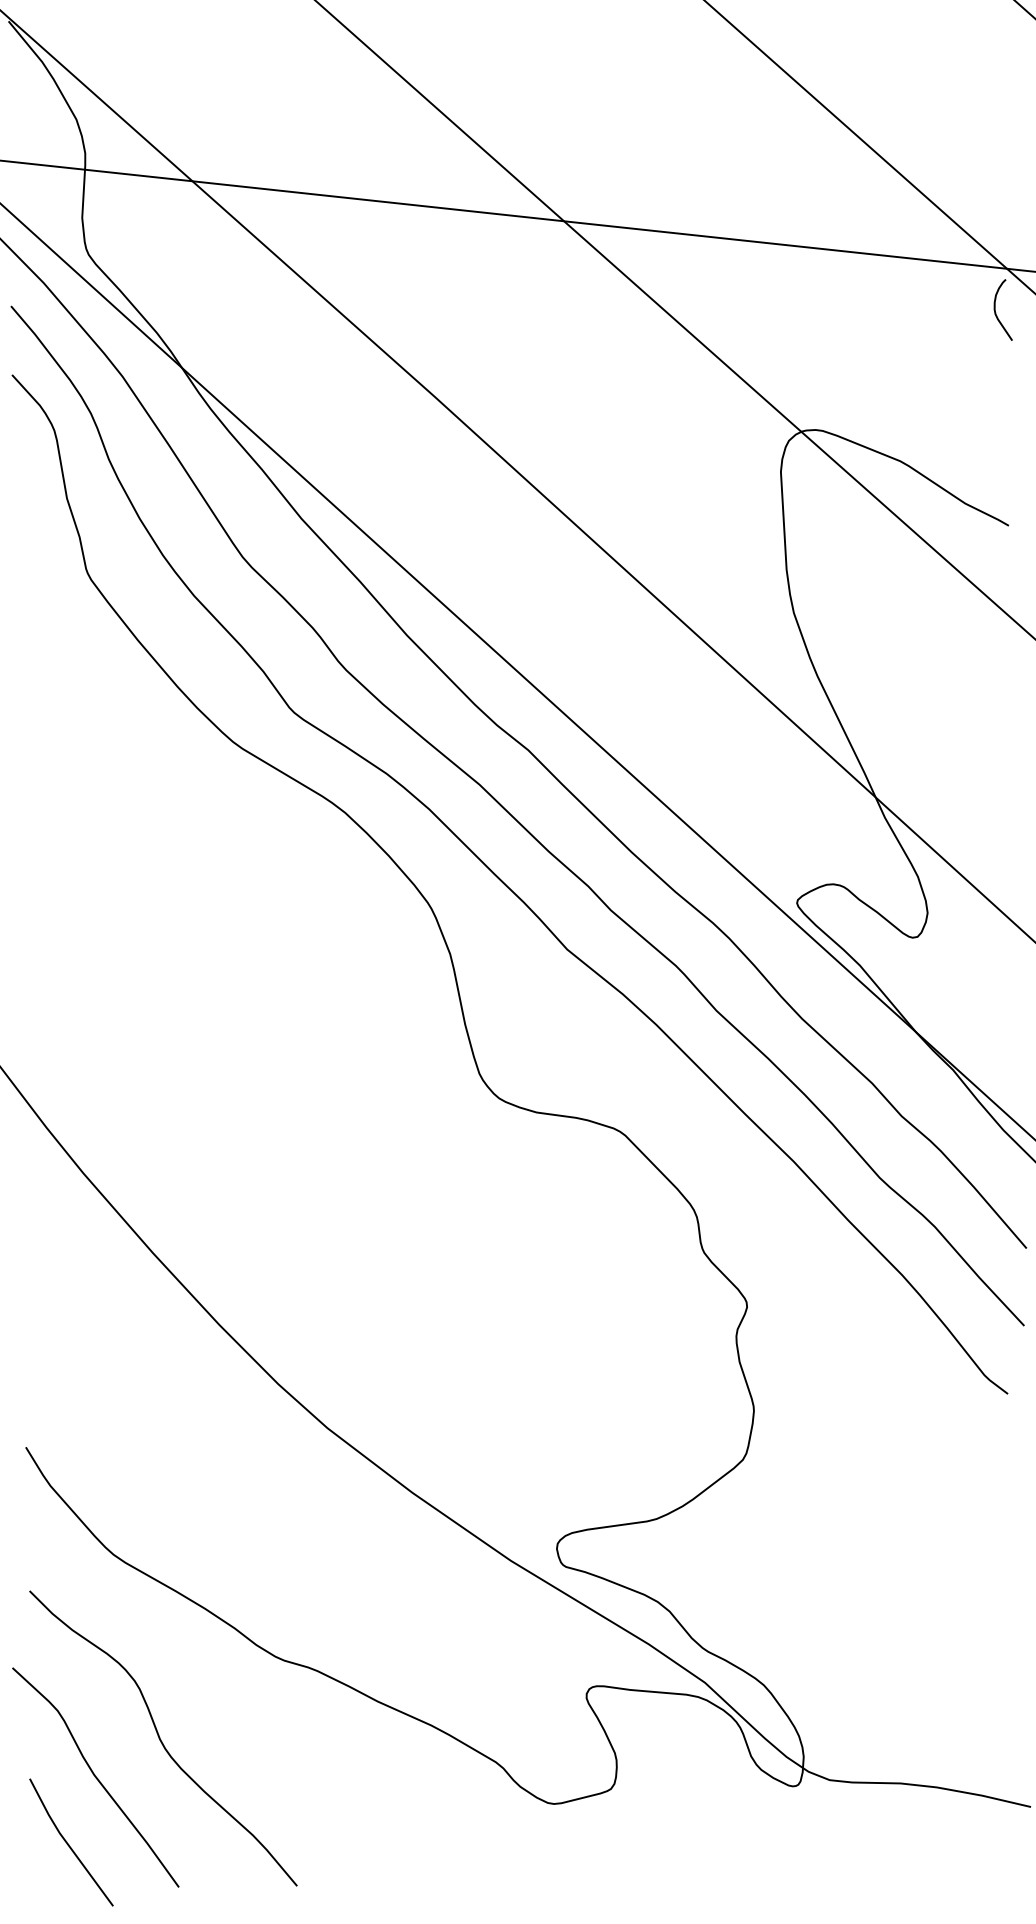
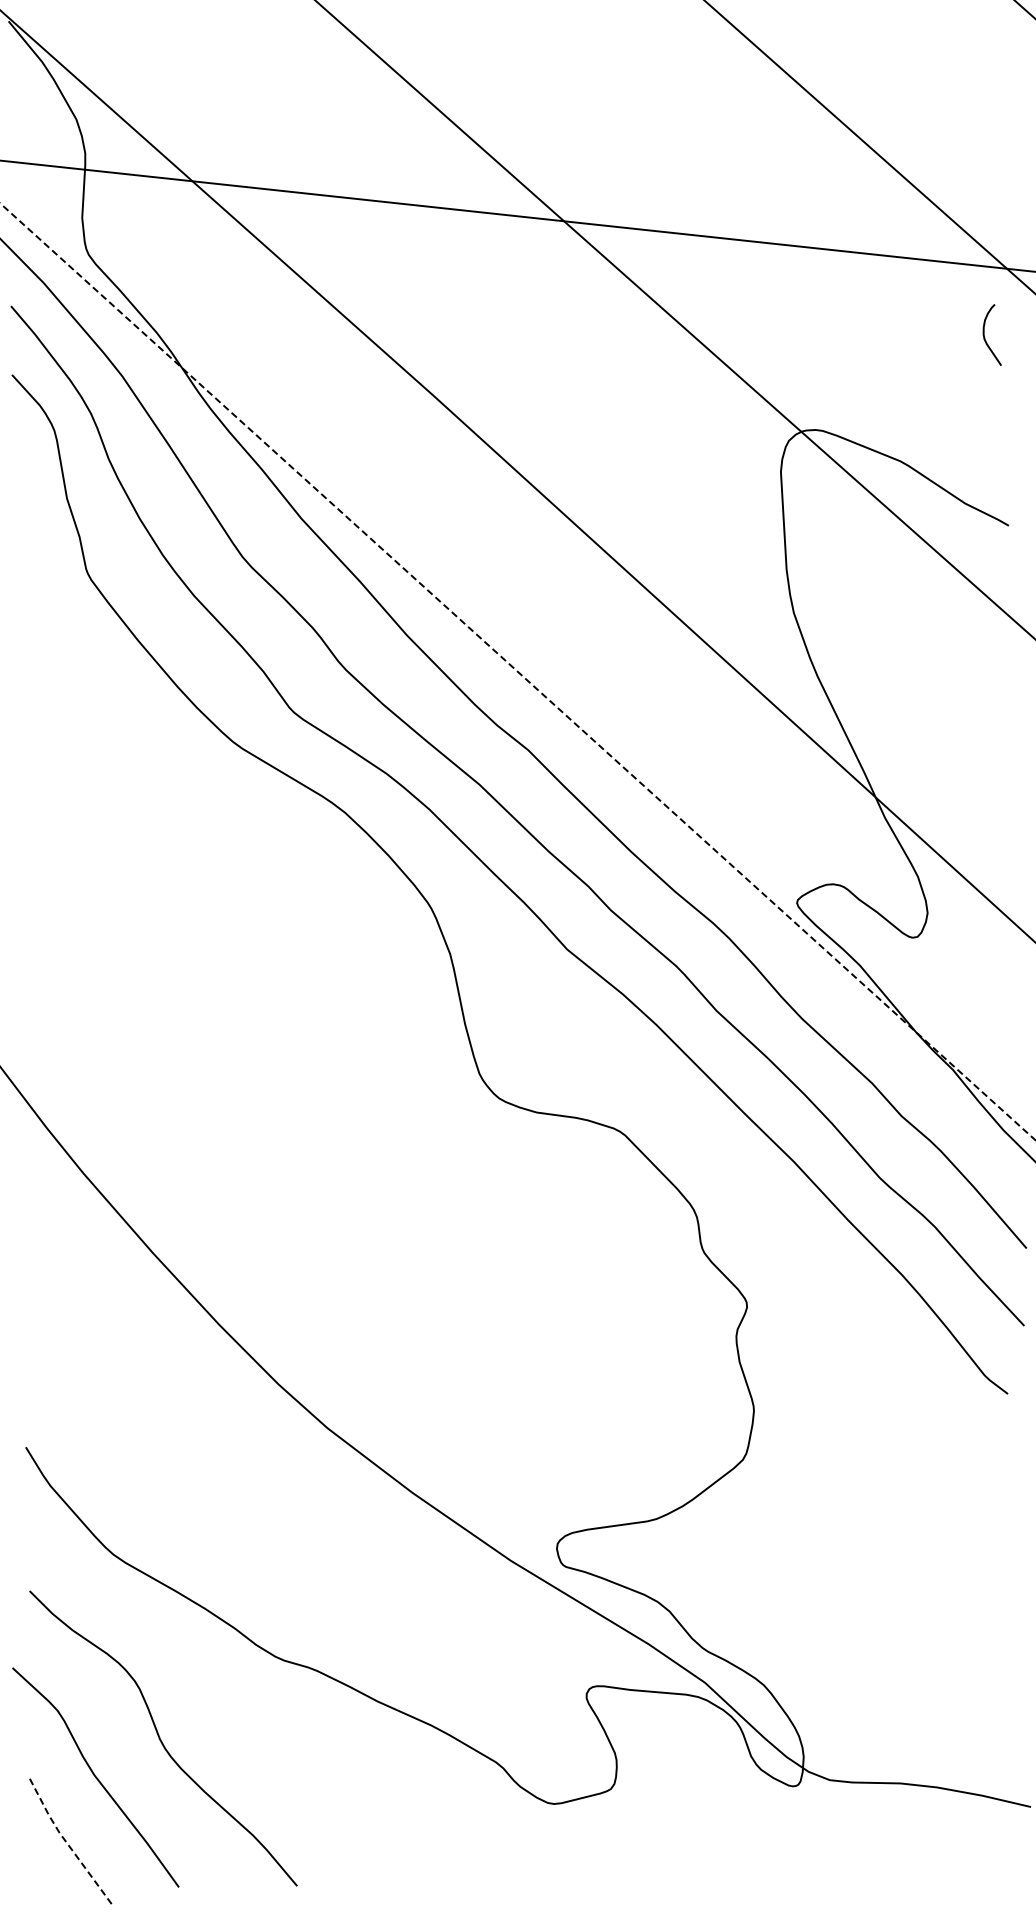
curve position: (996, 312) -> (985, 337) (985, 337)
line: solid -> dashed (518, 672)
line: solid -> dashed (67, 1843)
